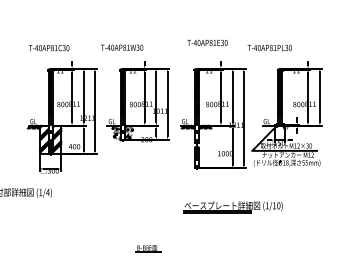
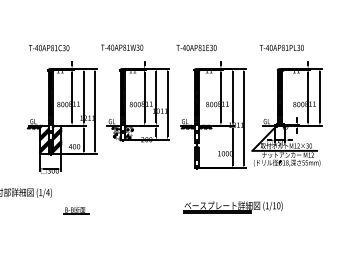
text position: (207, 42) -> (196, 47) (196, 47)
text position: (269, 47) -> (281, 47) (281, 47)
part position: (148, 248) -> (76, 210) (76, 210)
